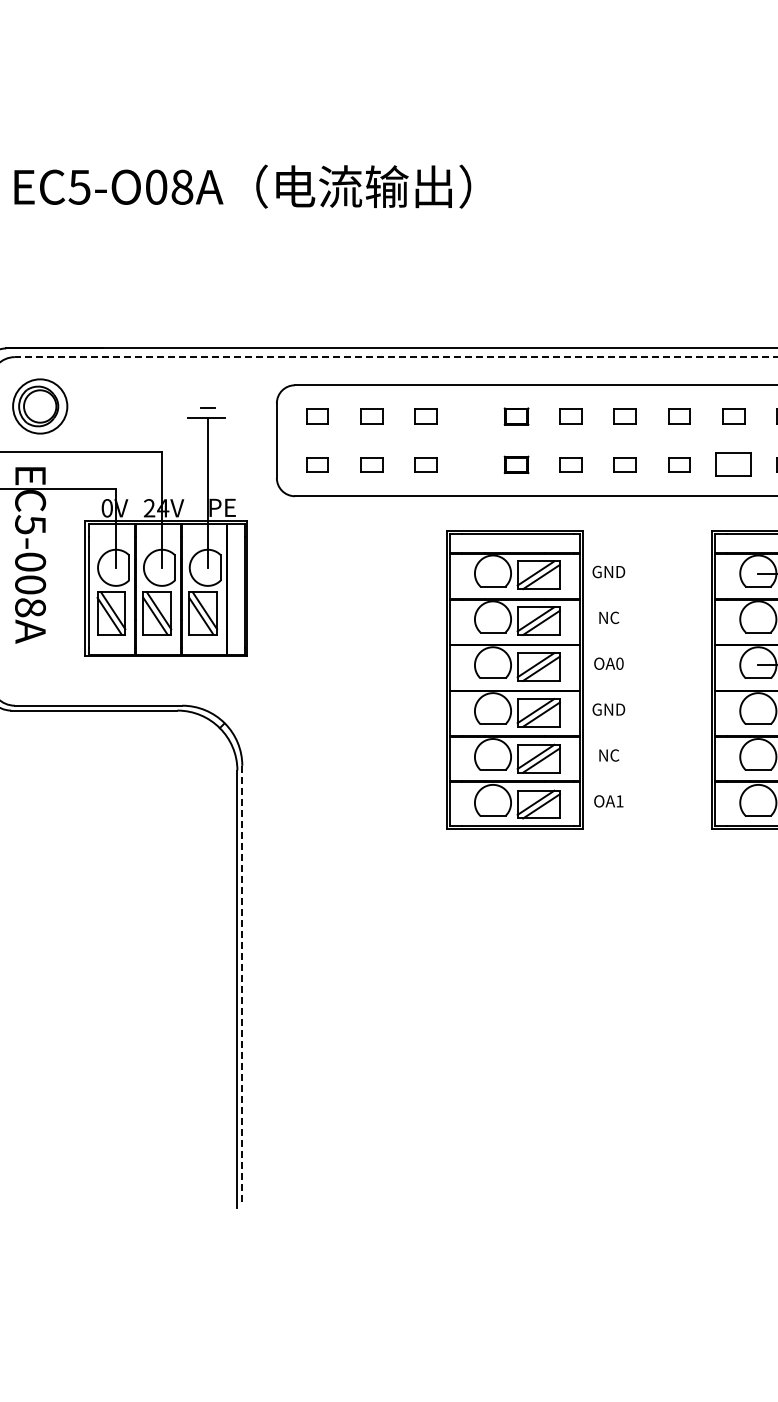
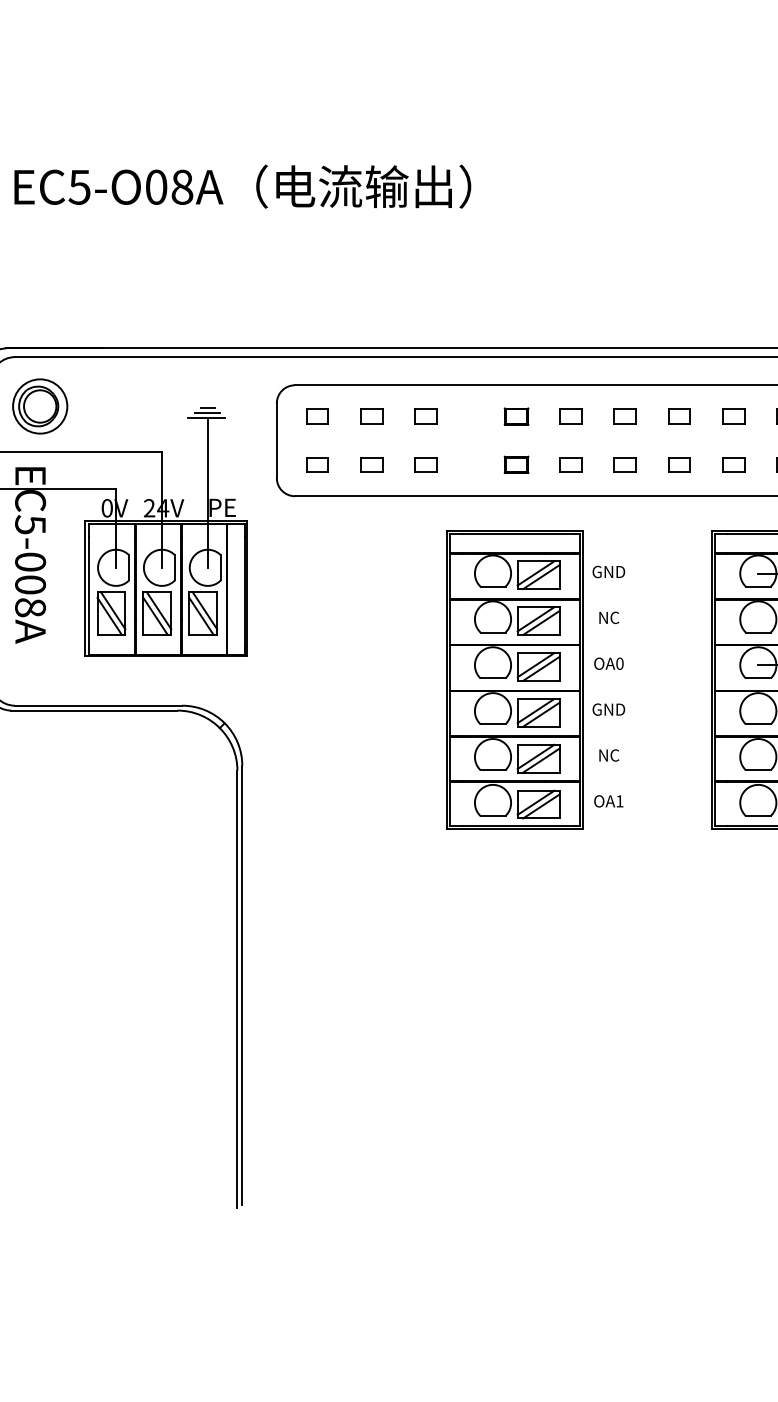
line: dashed -> solid (395, 357)
line: none -> present (207, 412)
part size: 37x25 px -> 24x16 px (733, 464)
line: dashed -> solid (242, 985)
